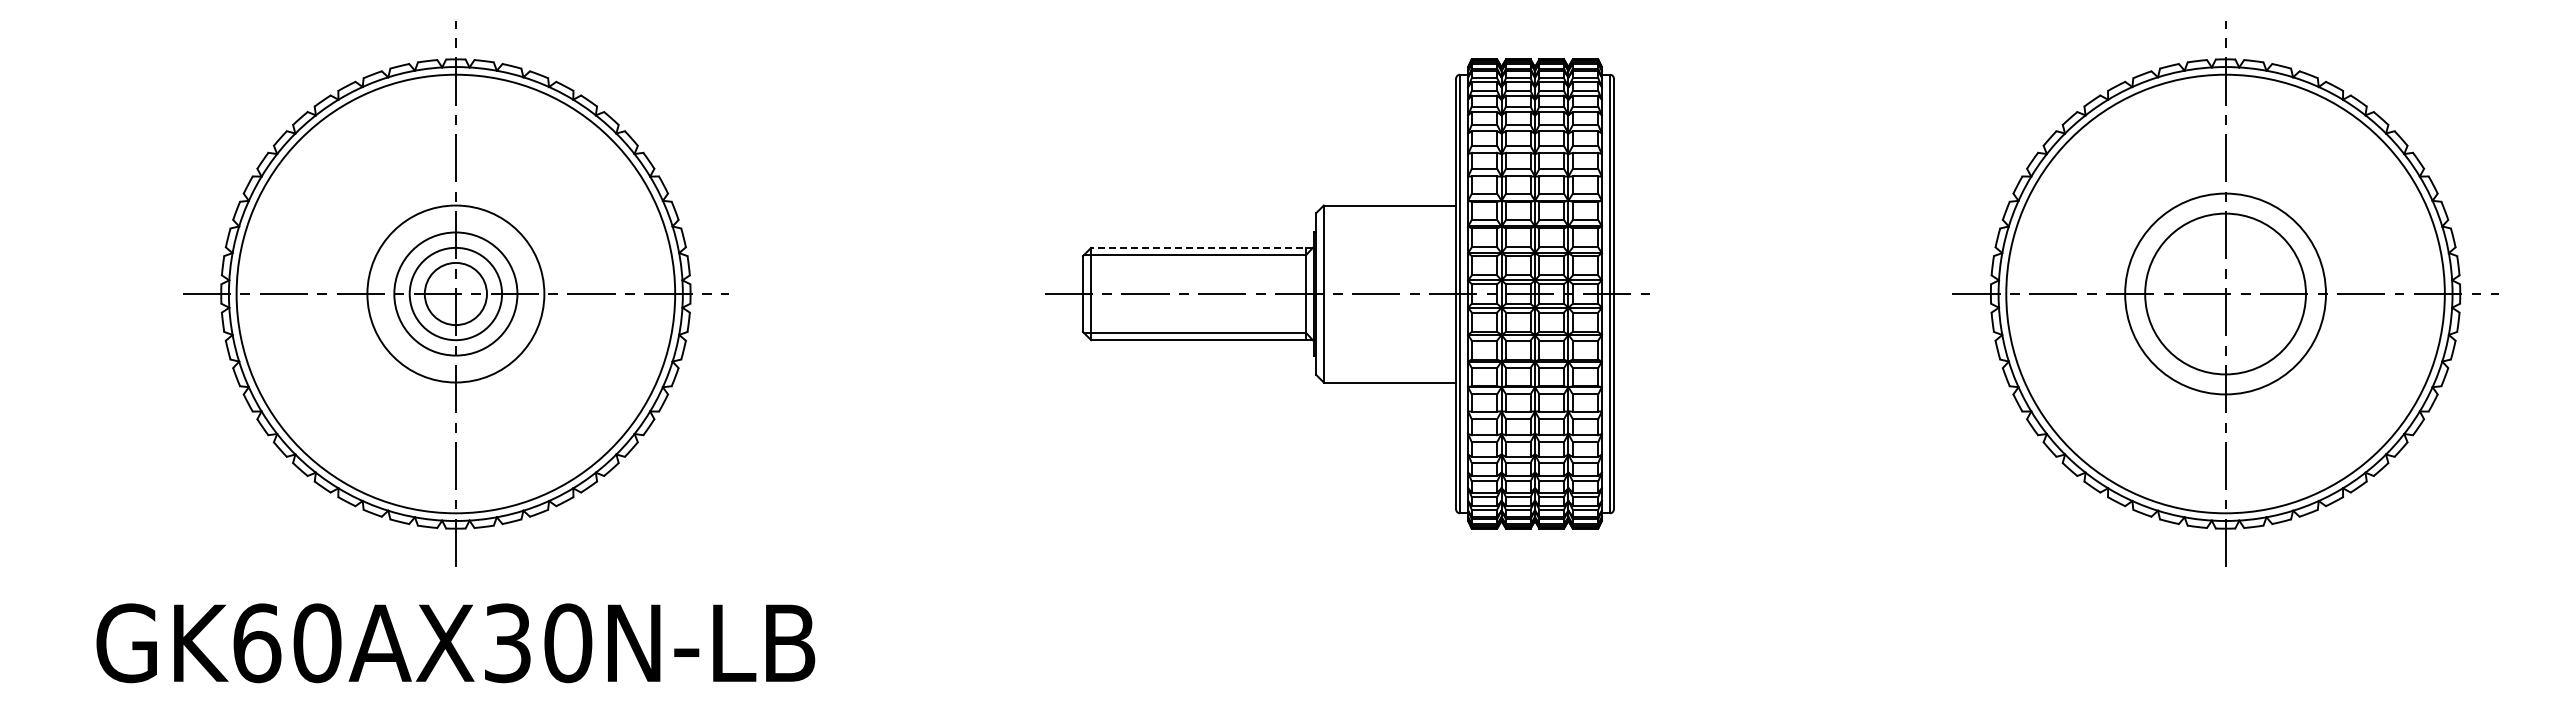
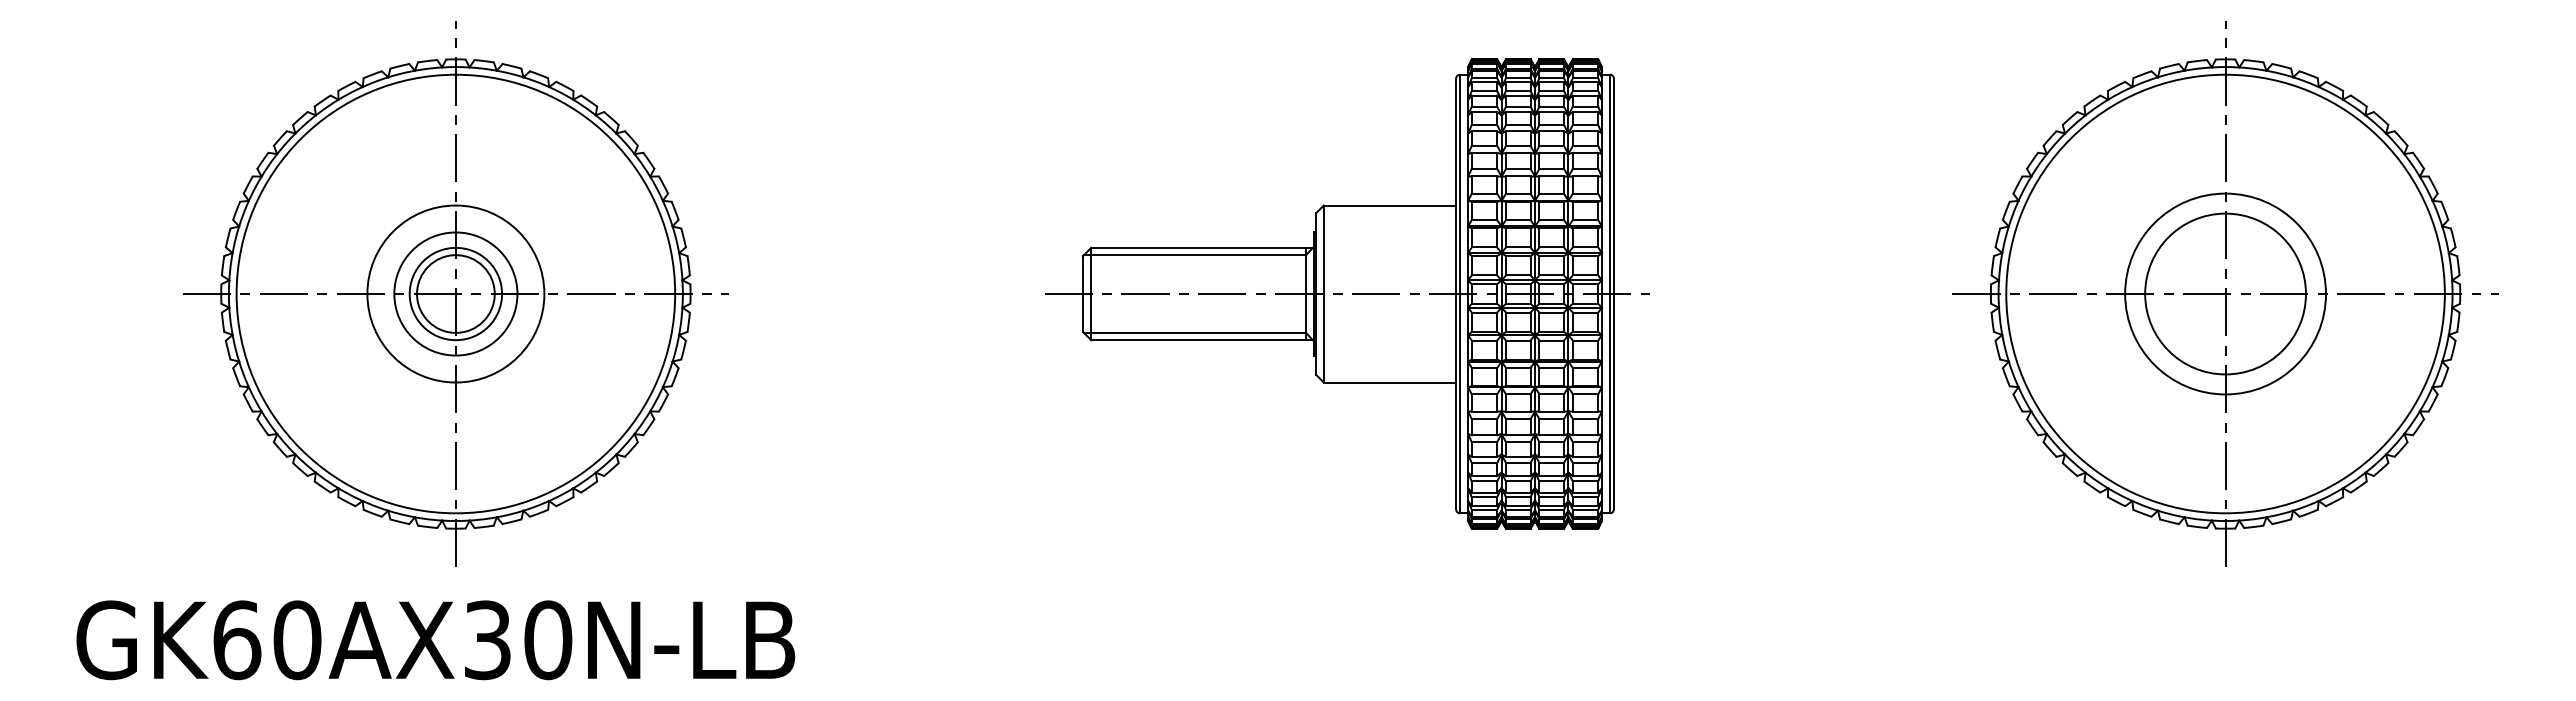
line: dashed -> solid (1202, 247)
circle diameter: 62 px -> 78 px (455, 293)
text position: (455, 643) -> (435, 640) (435, 640)
